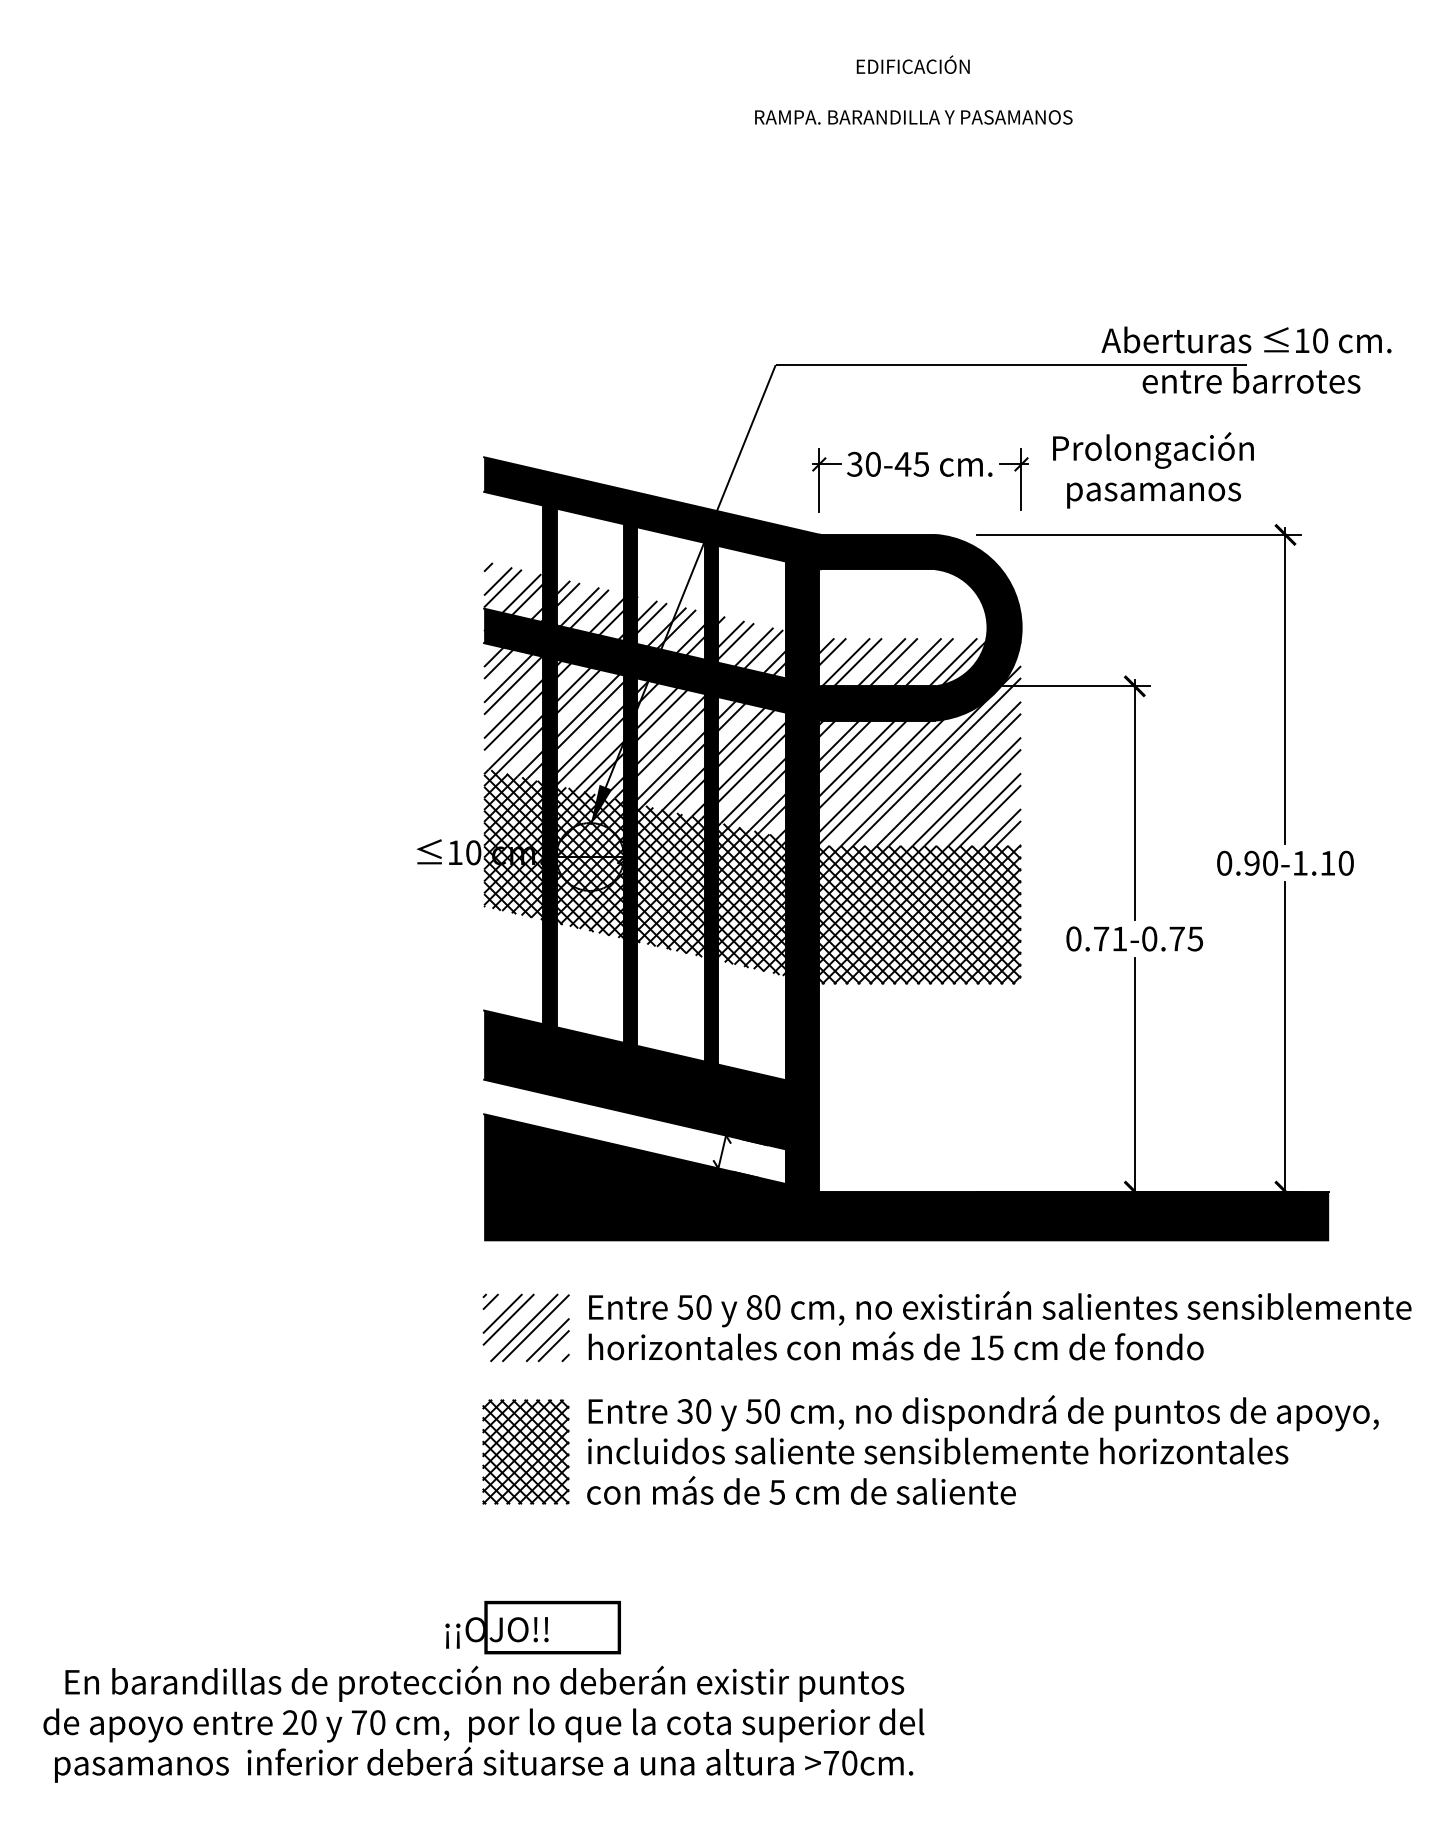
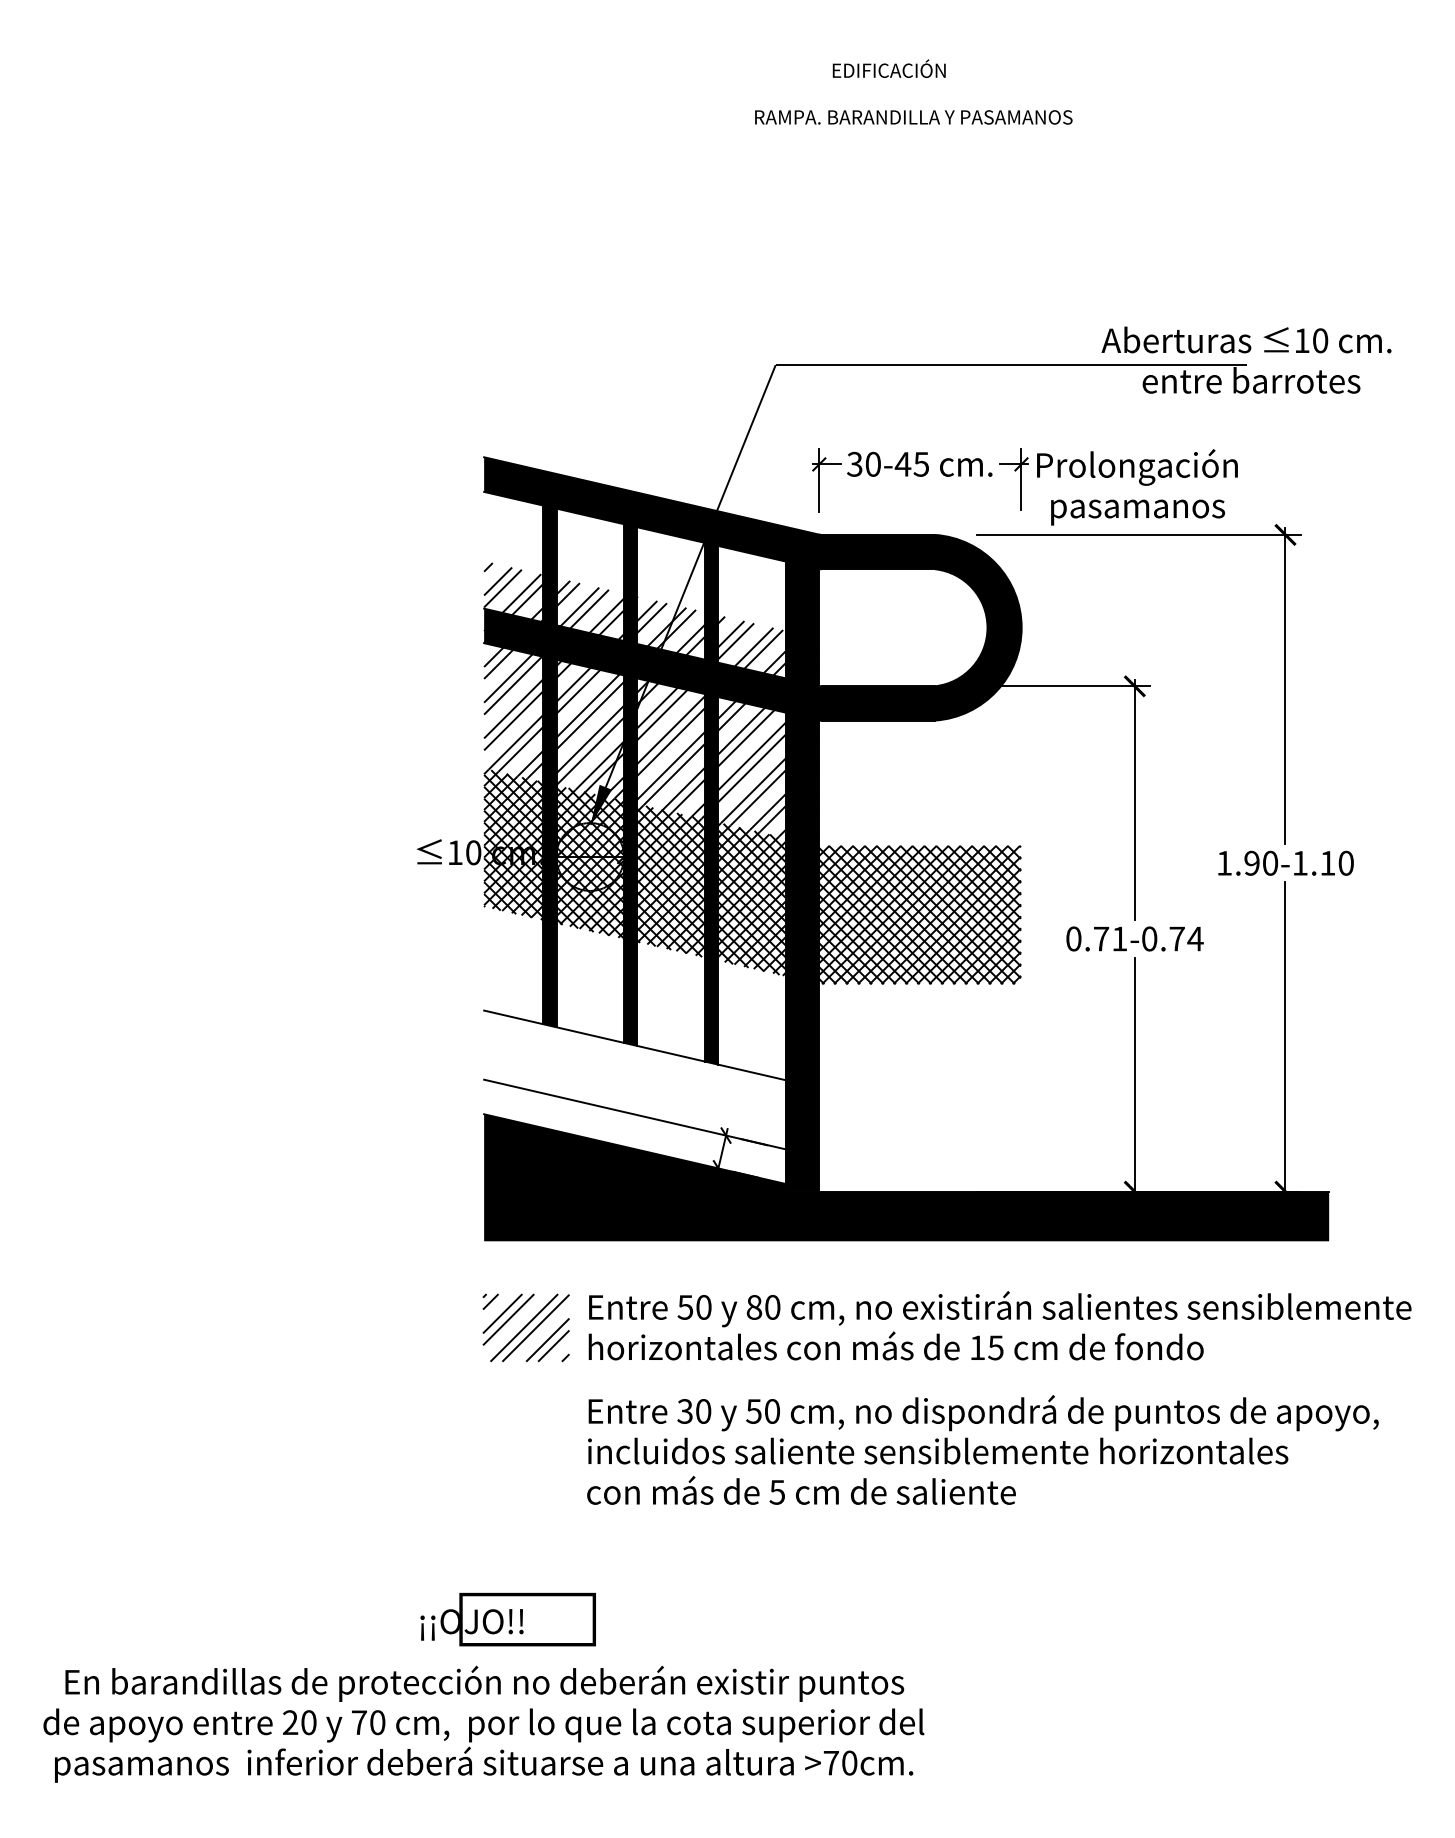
text position: (912, 64) -> (888, 68) (888, 68)
text position: (1153, 470) -> (1137, 487) (1137, 487)
hatch: present -> none (903, 739)
text: 0.90-1.10 -> 1.90-1.10 (1224, 862)
text: -0.75 -> -0.74 (1195, 938)
fill: present -> none (634, 1079)
hatch: present -> none (525, 1451)
text position: (532, 1627) -> (507, 1619) (507, 1619)
